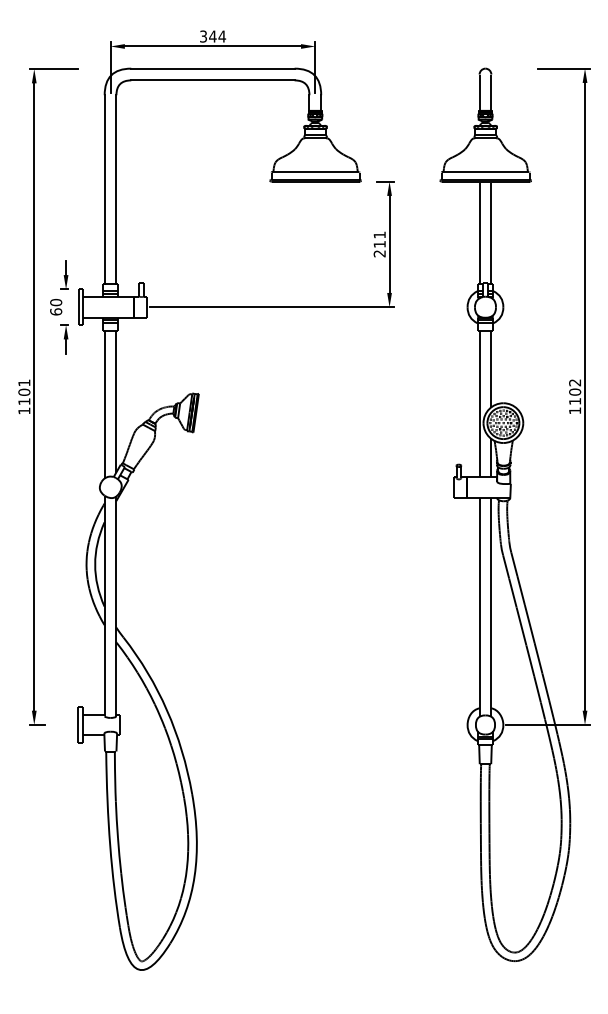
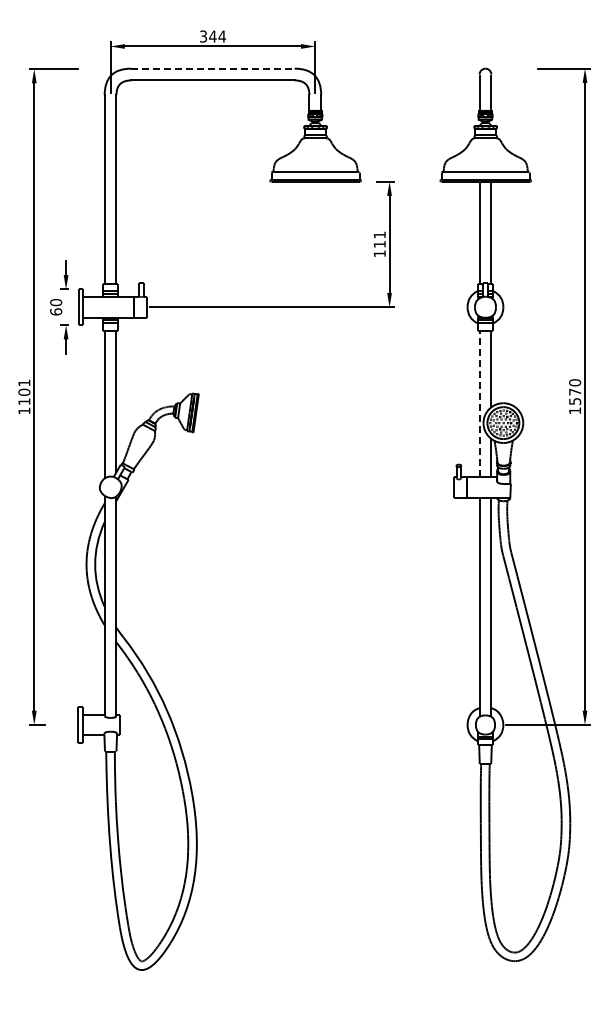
line: solid -> dashed (212, 68)
text: 211 -> 111 (379, 253)
text: 1102 -> 1570 (575, 391)
line: solid -> dashed (479, 403)
